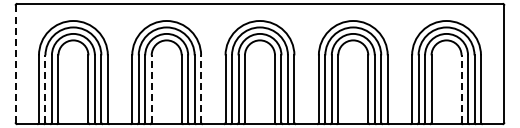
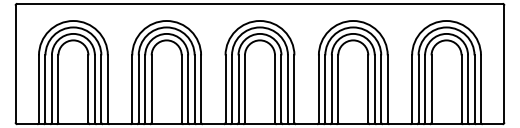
line: dashed -> solid (15, 64)
line: dashed -> solid (45, 88)
line: dashed -> solid (151, 88)
line: dashed -> solid (201, 88)
line: dashed -> solid (461, 88)
